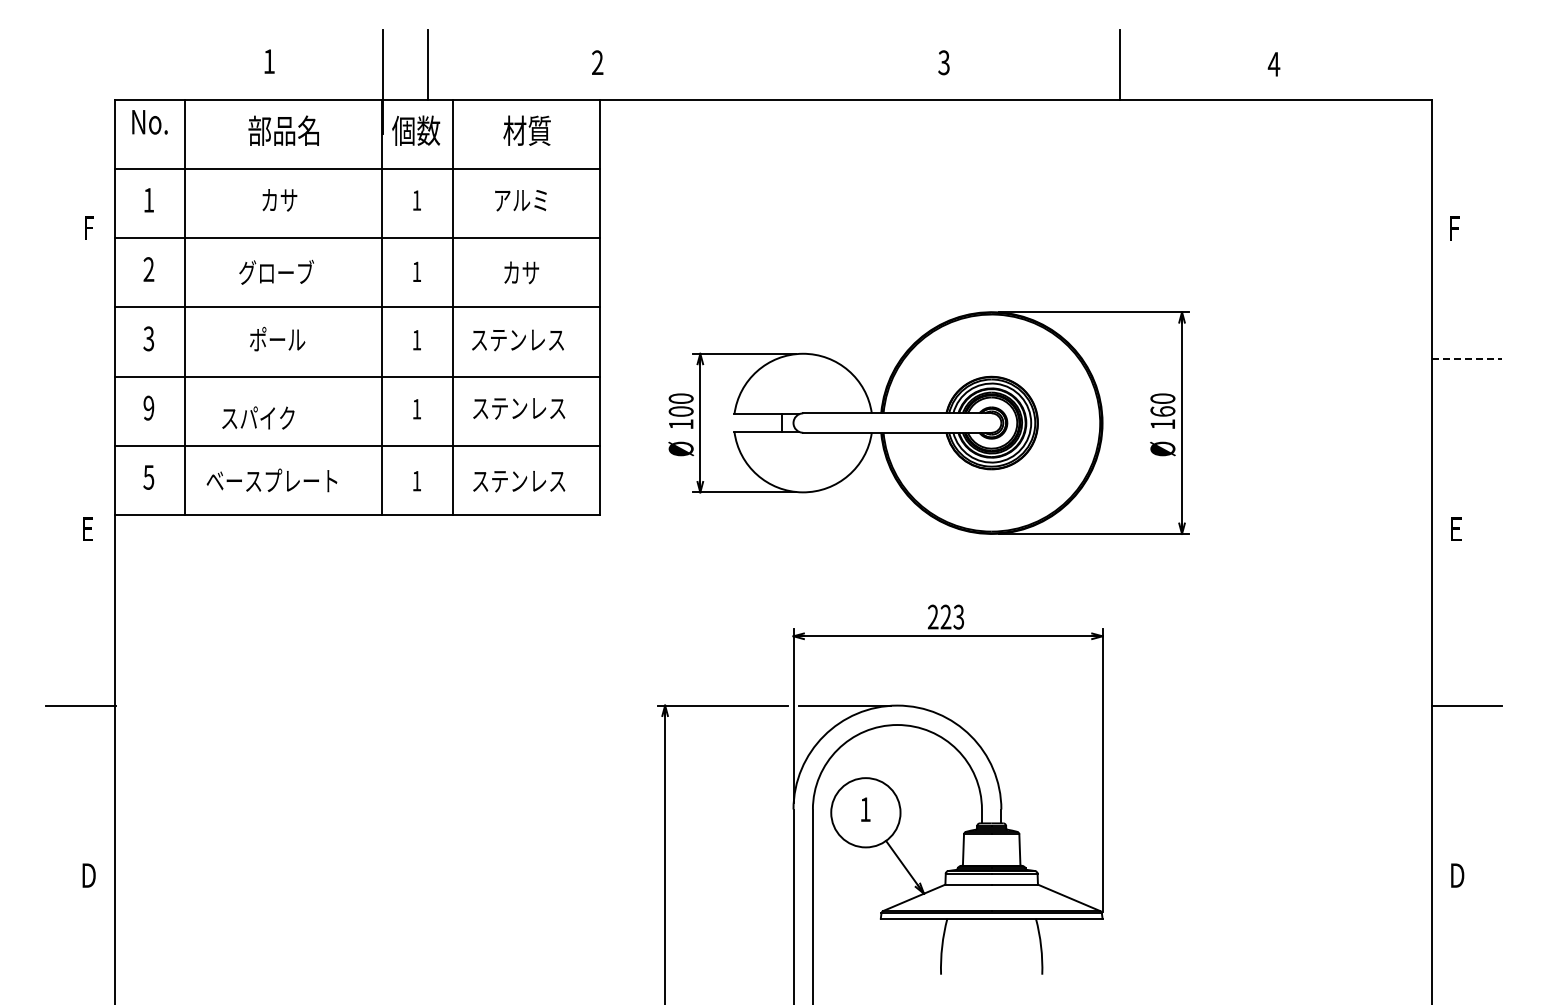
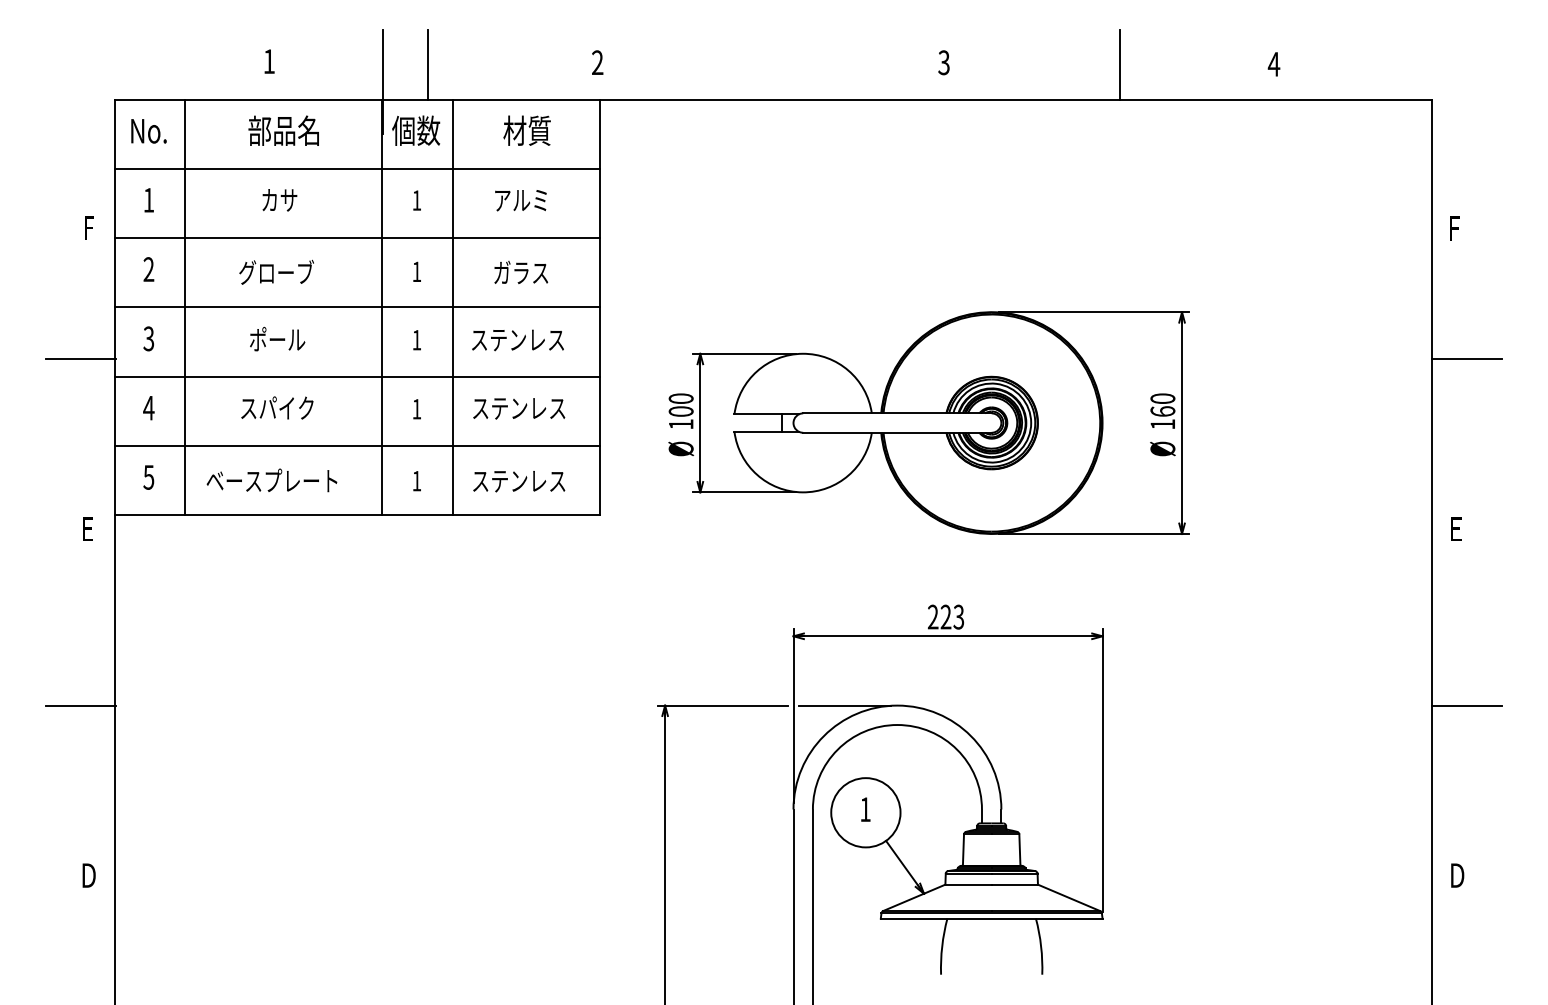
text position: (149, 122) -> (148, 131) (148, 131)
text: カサ -> ガラス (521, 272)
line: none -> present (80, 359)
line: dashed -> solid (1466, 359)
text: 9 -> 4 (148, 407)
text position: (258, 417) -> (277, 407) (277, 407)
